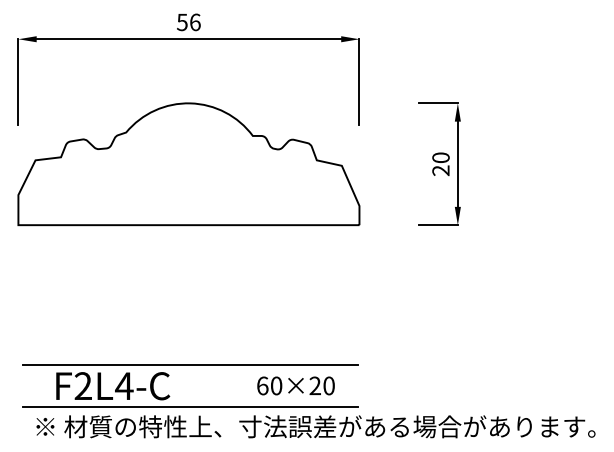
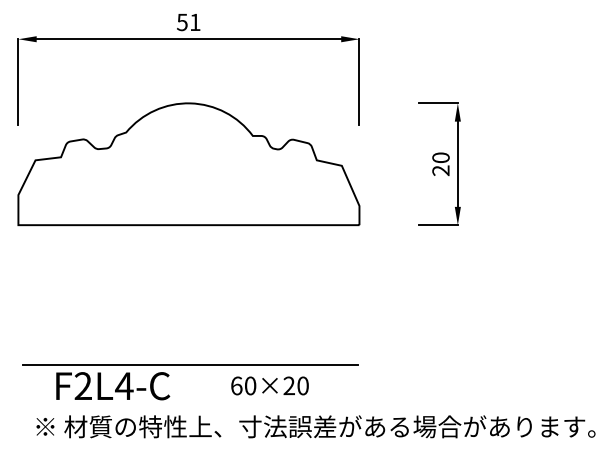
text: 56 -> 51 (195, 22)
text position: (295, 385) -> (269, 385) (269, 385)
line: present -> none (190, 407)
